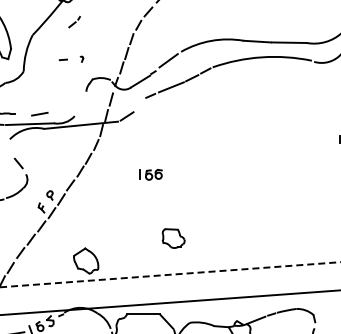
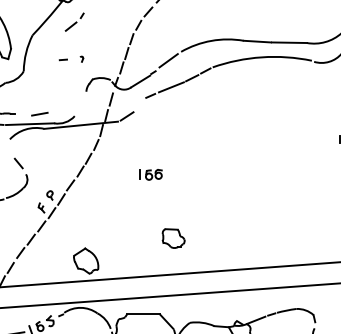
part size: 13x13 px -> 21x20 px (74, 21)
line: dashed -> solid (169, 274)
line position: (169, 302) -> (169, 295) (169, 295)
